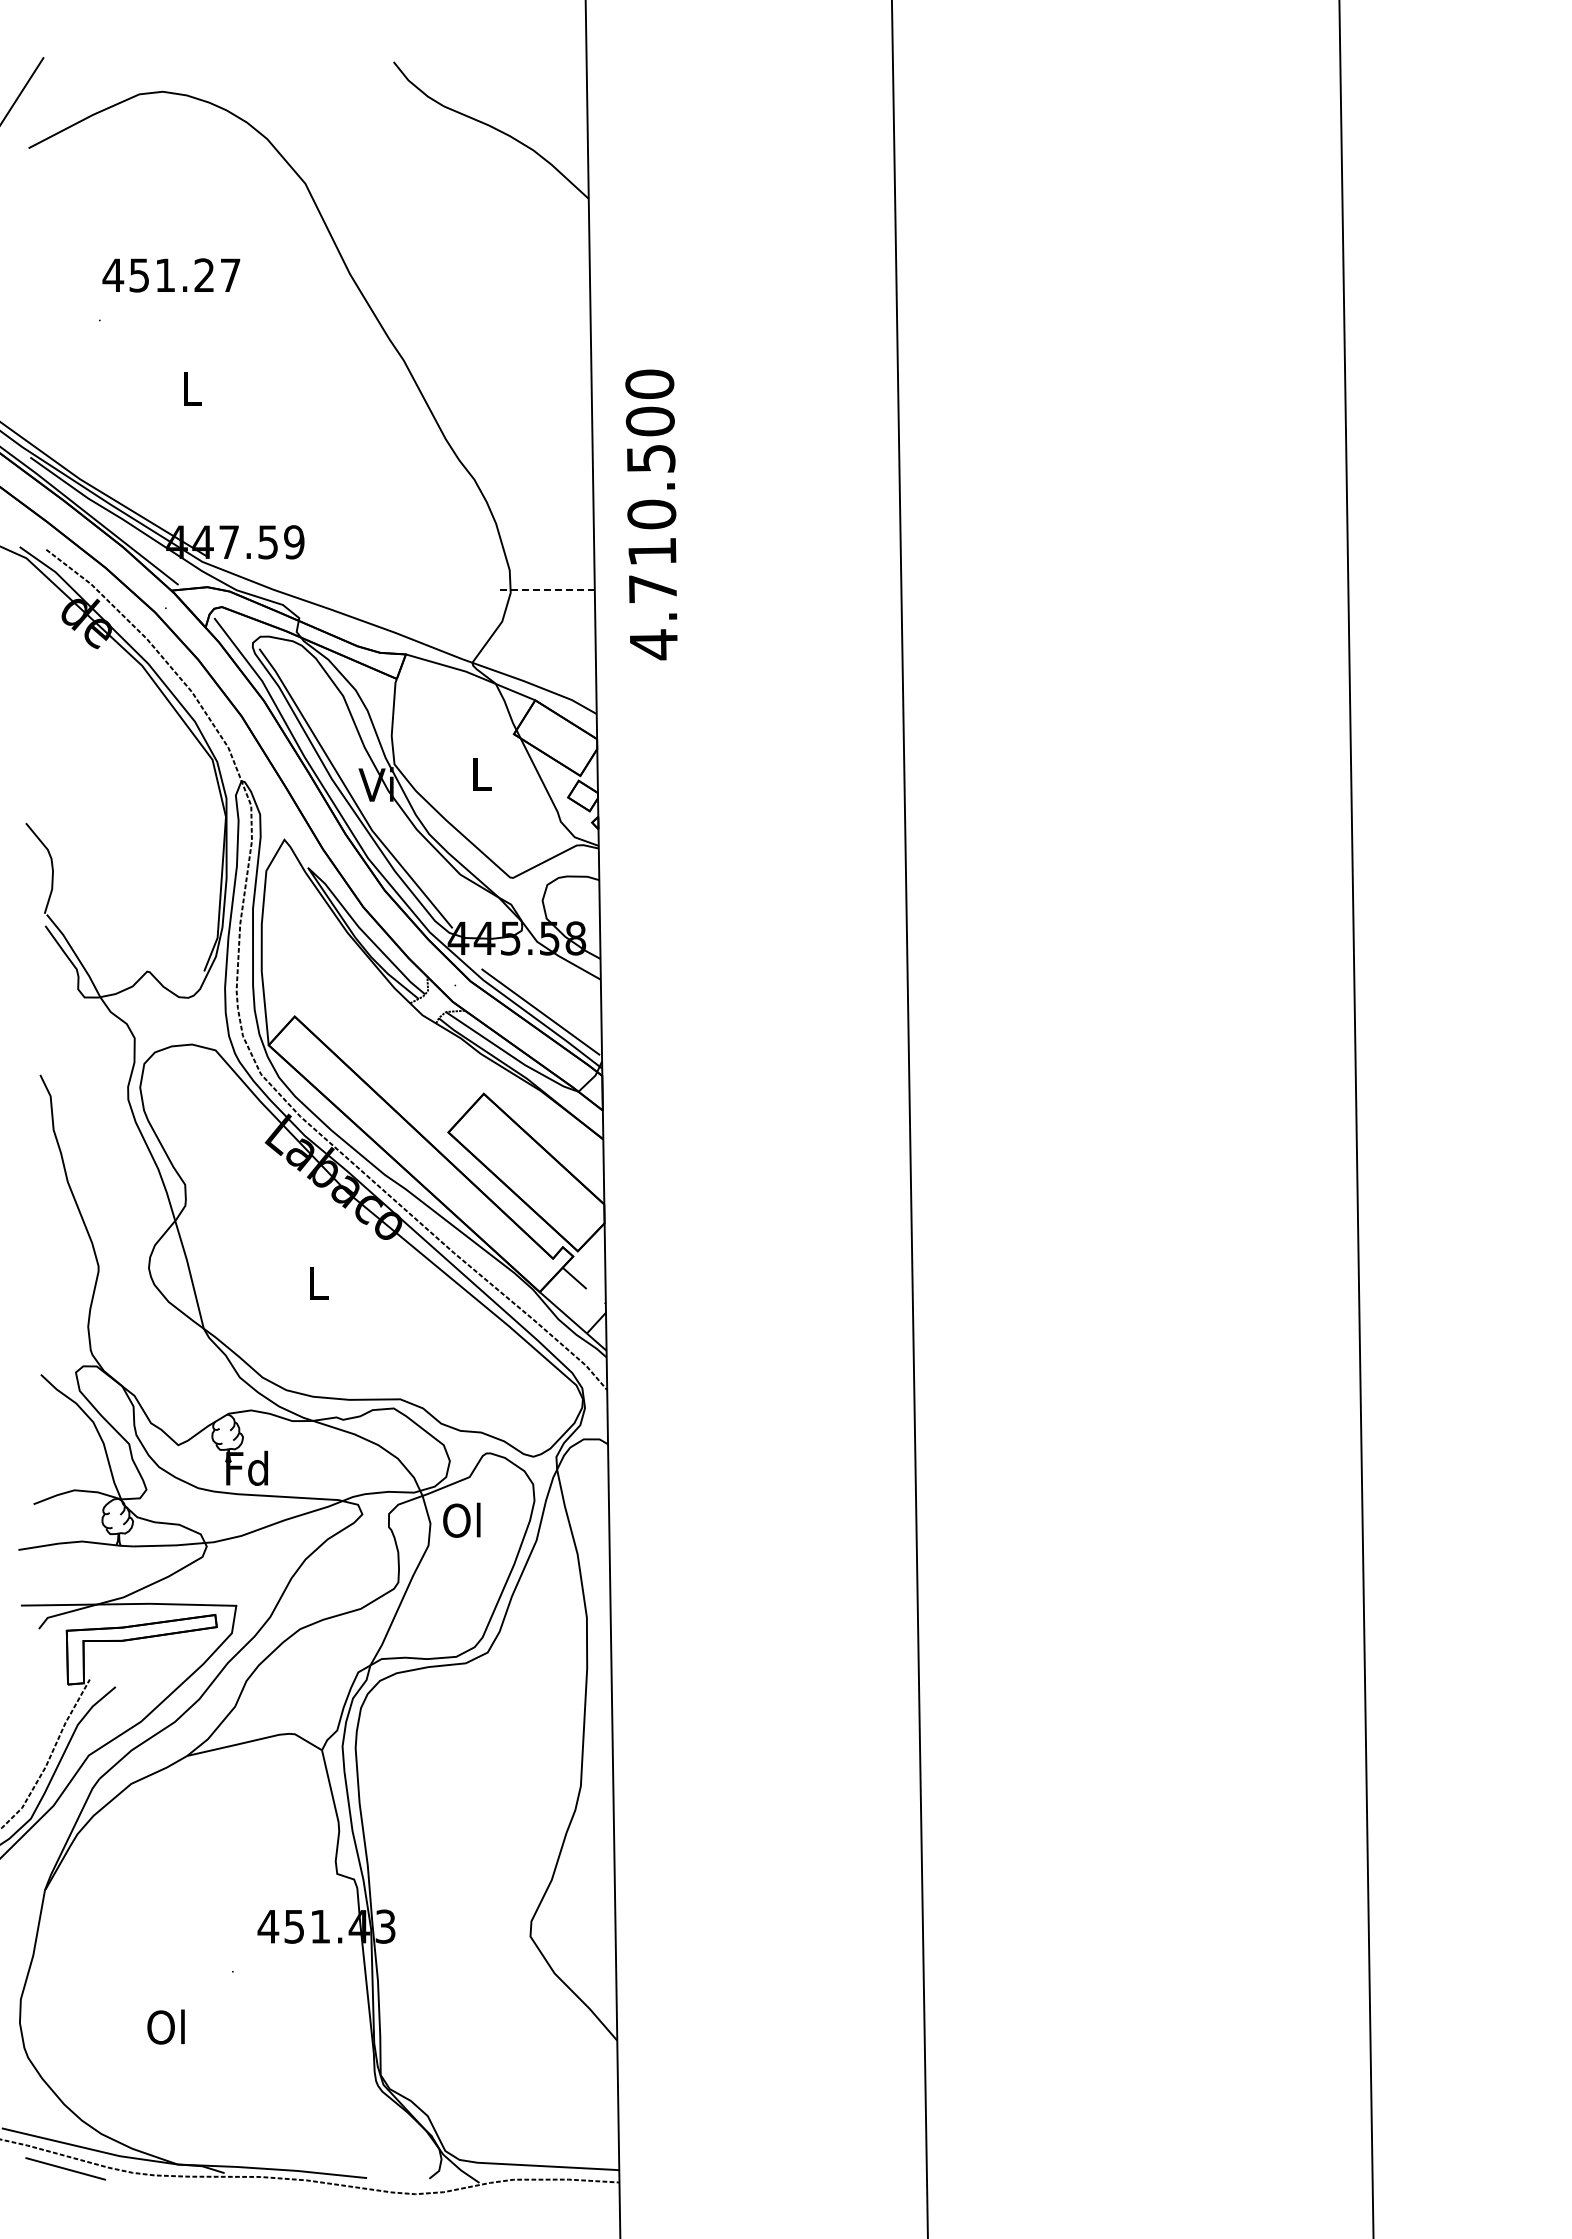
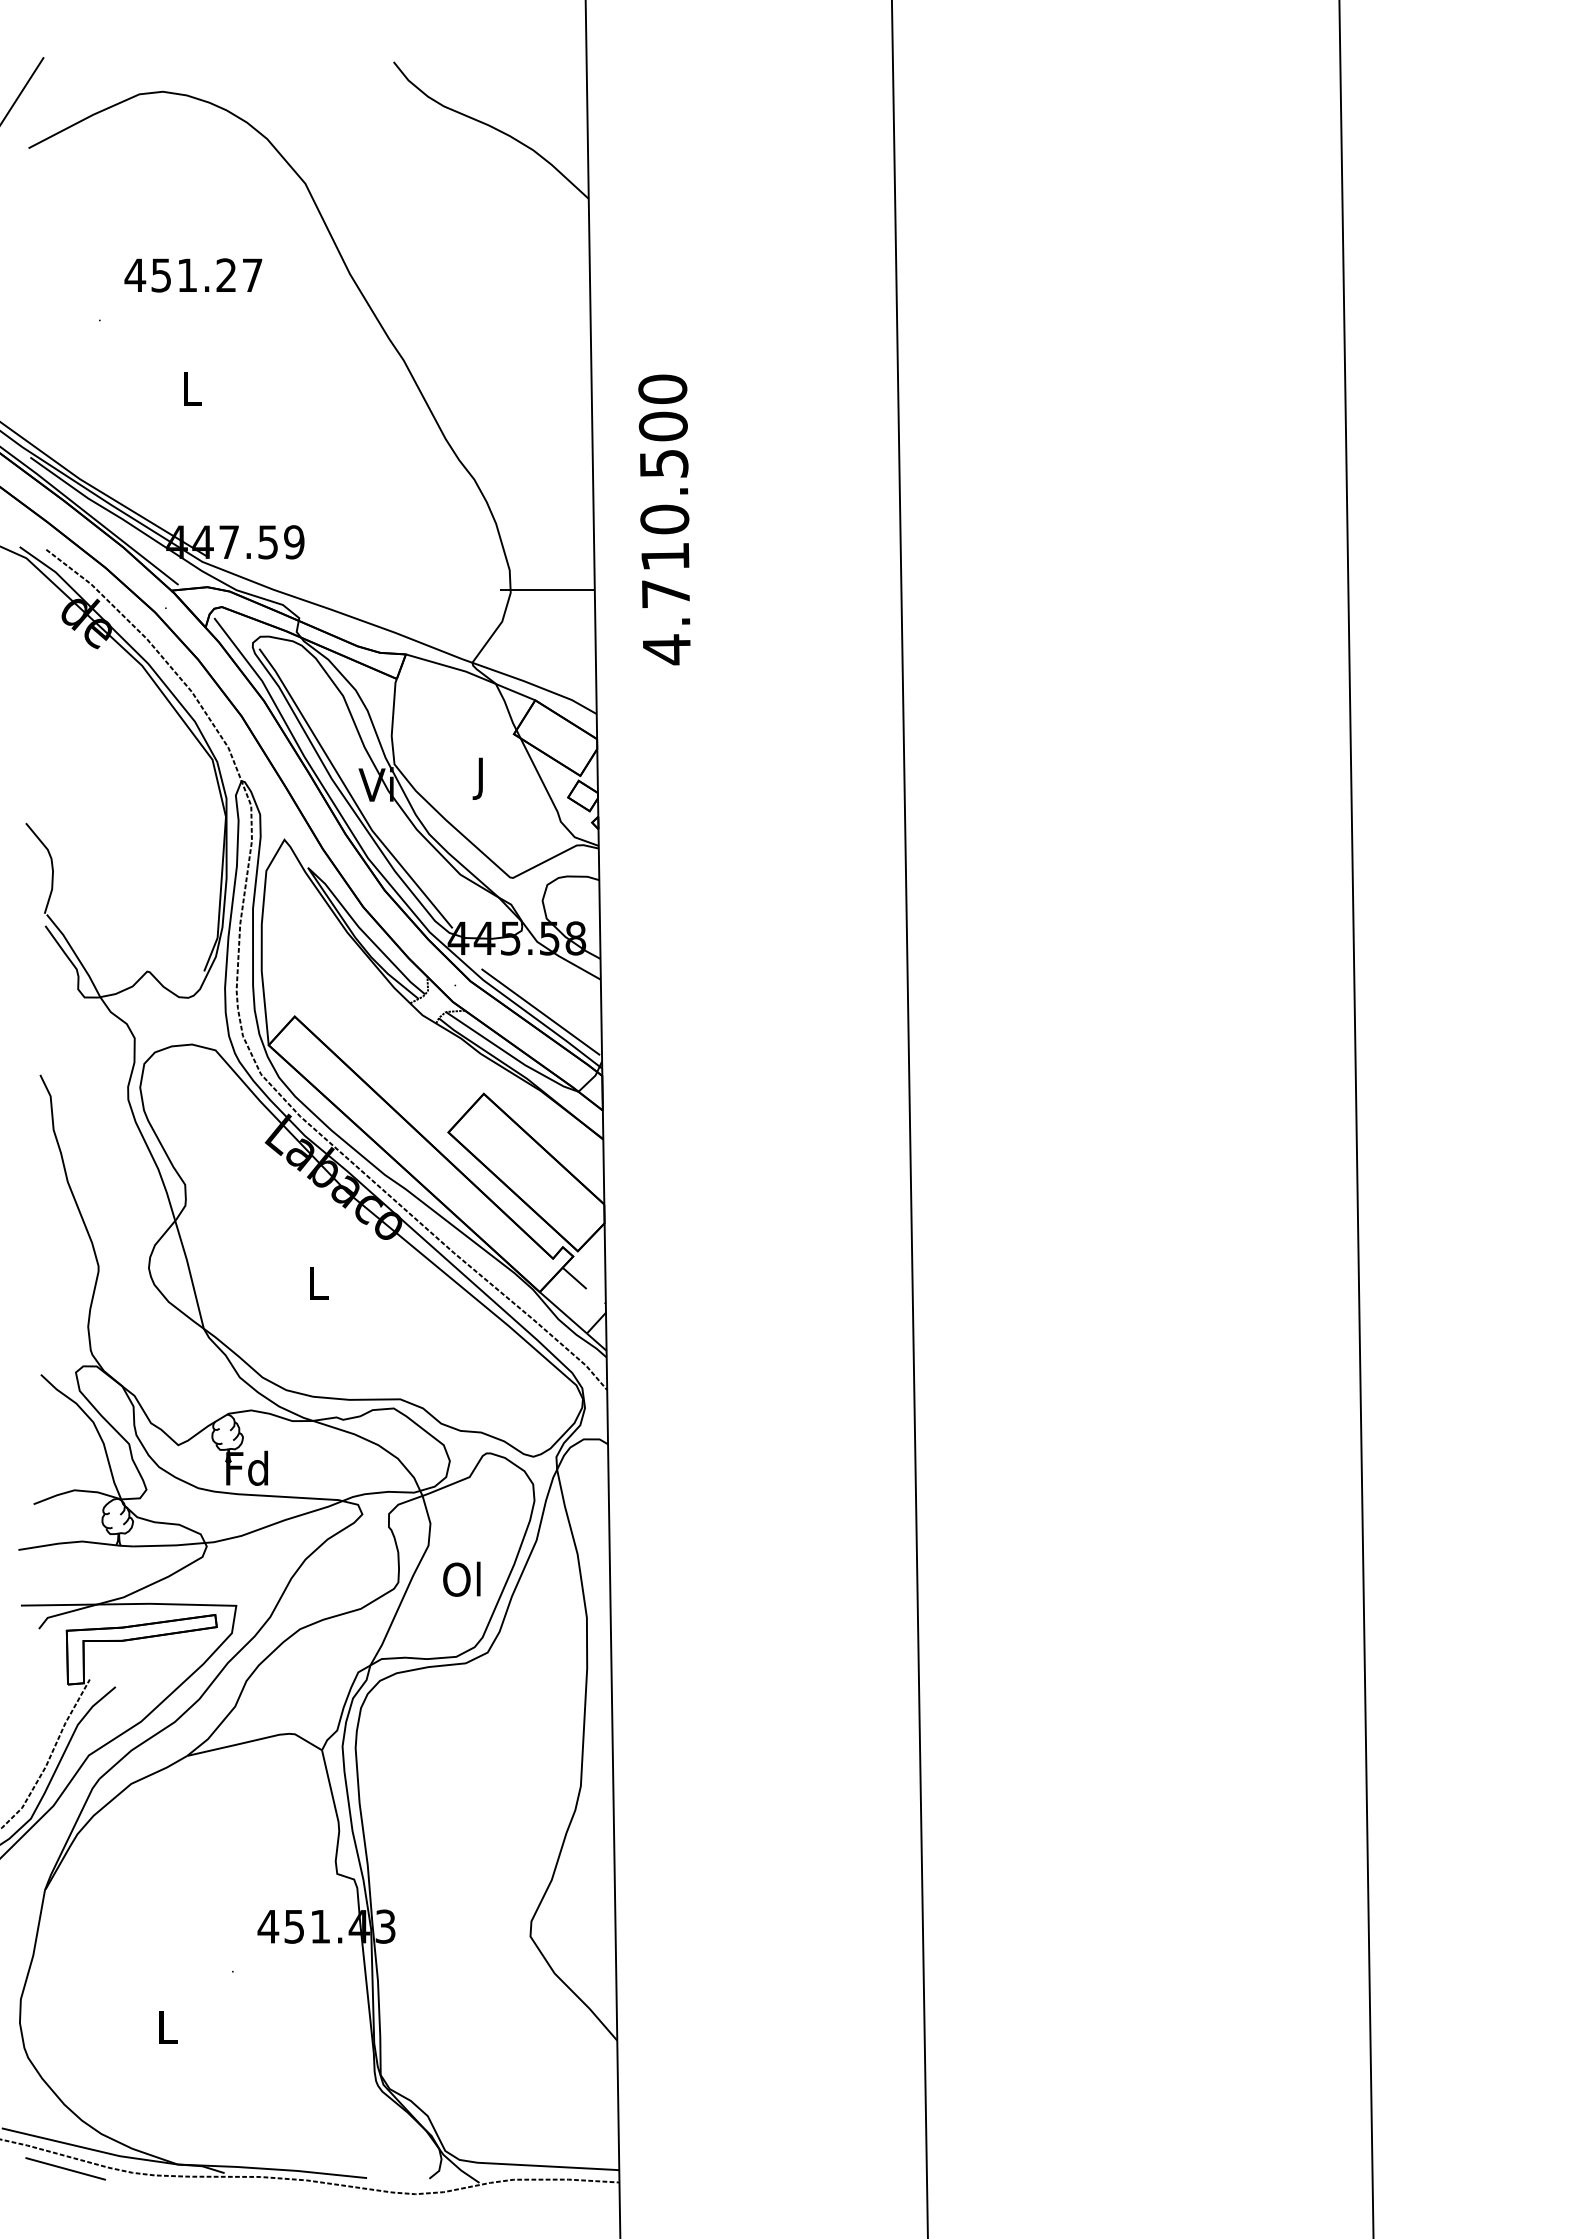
text position: (171, 275) -> (193, 275) (193, 275)
text position: (651, 514) -> (664, 519) (664, 519)
line: dashed -> solid (546, 589)
text: L -> J (481, 778)
text position: (461, 1519) -> (461, 1578) (461, 1578)
text: Ol -> L (165, 2026)
